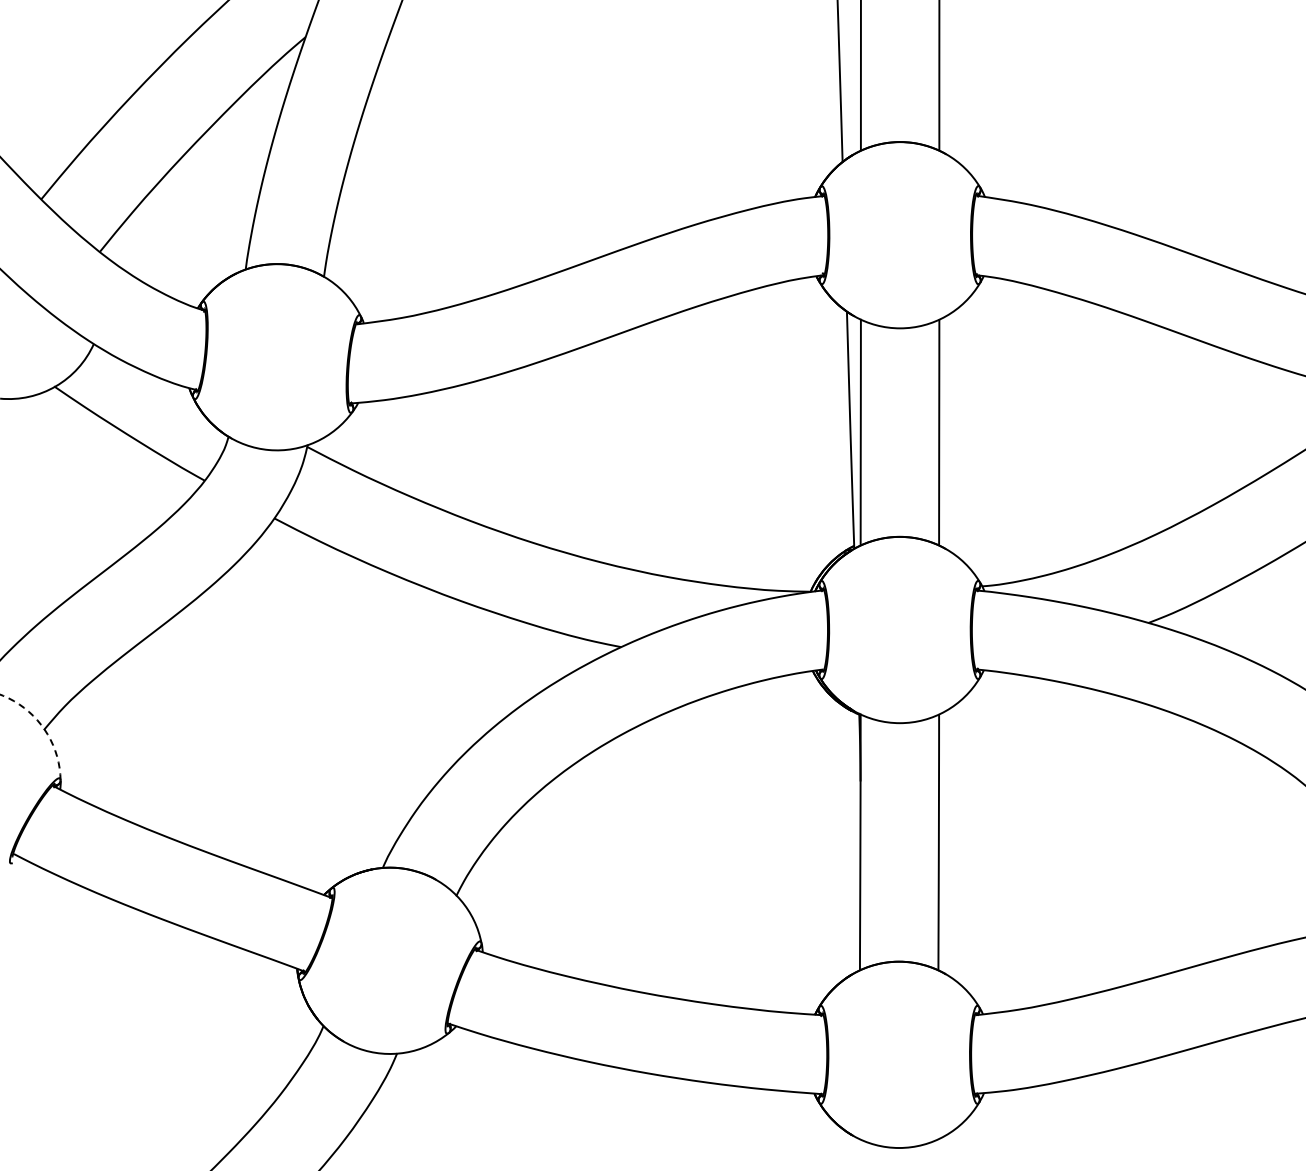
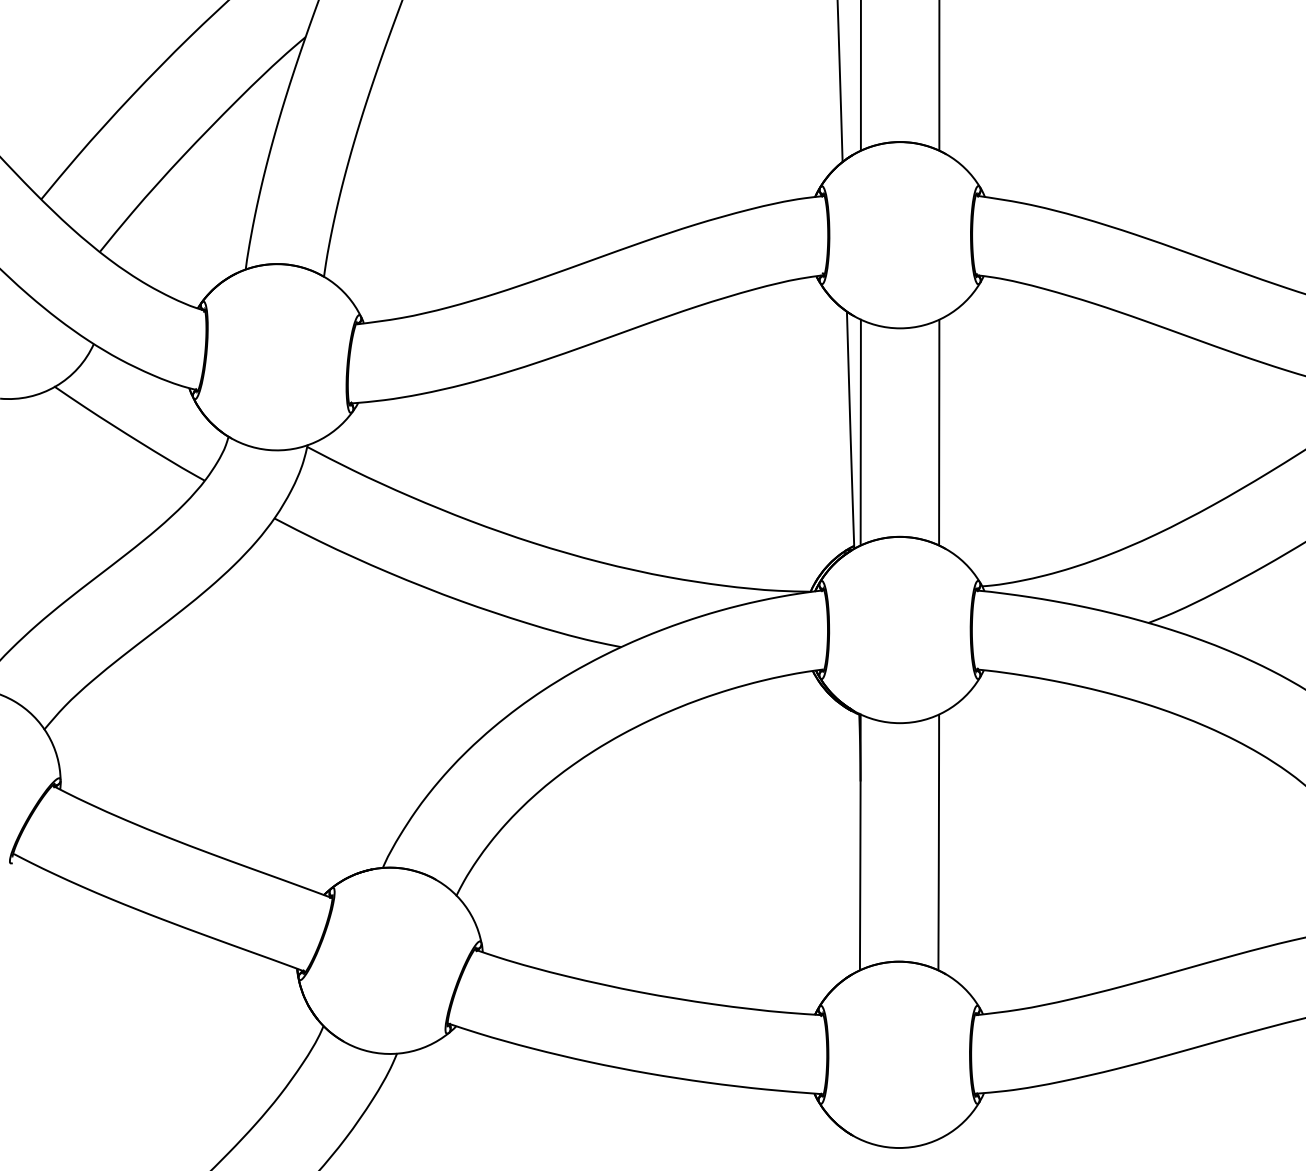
arc: dashed -> solid (42, 727)
